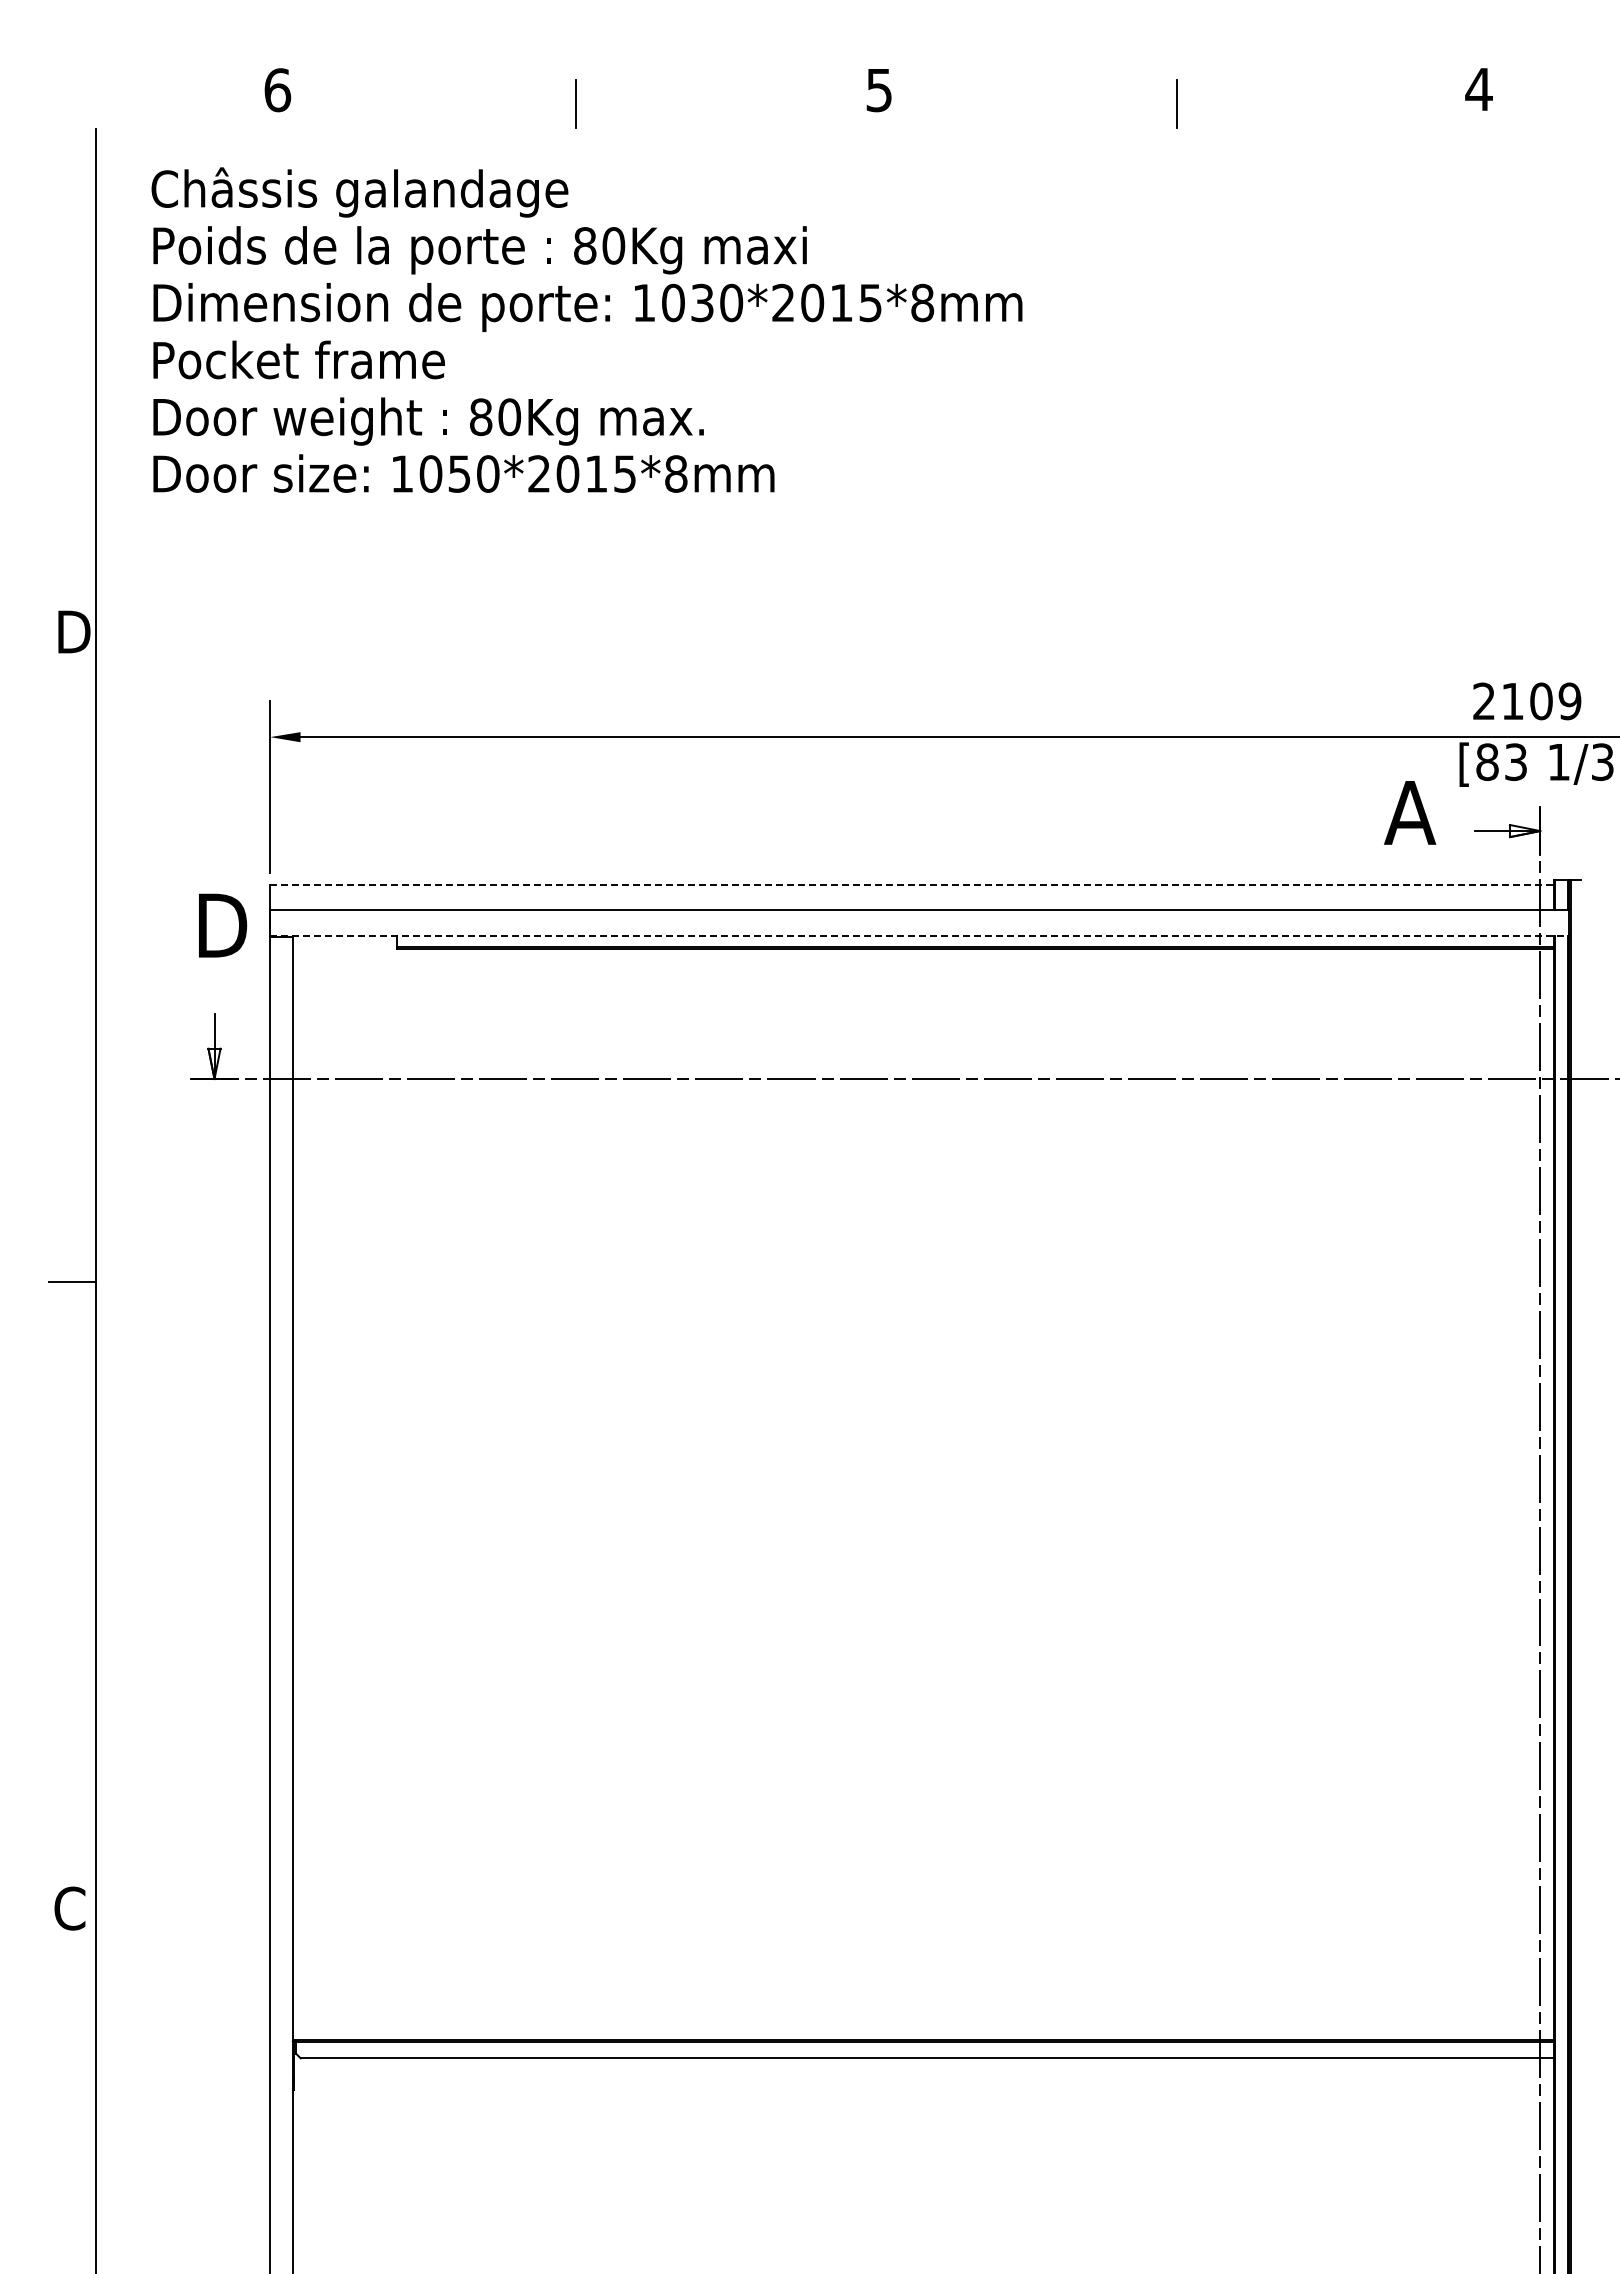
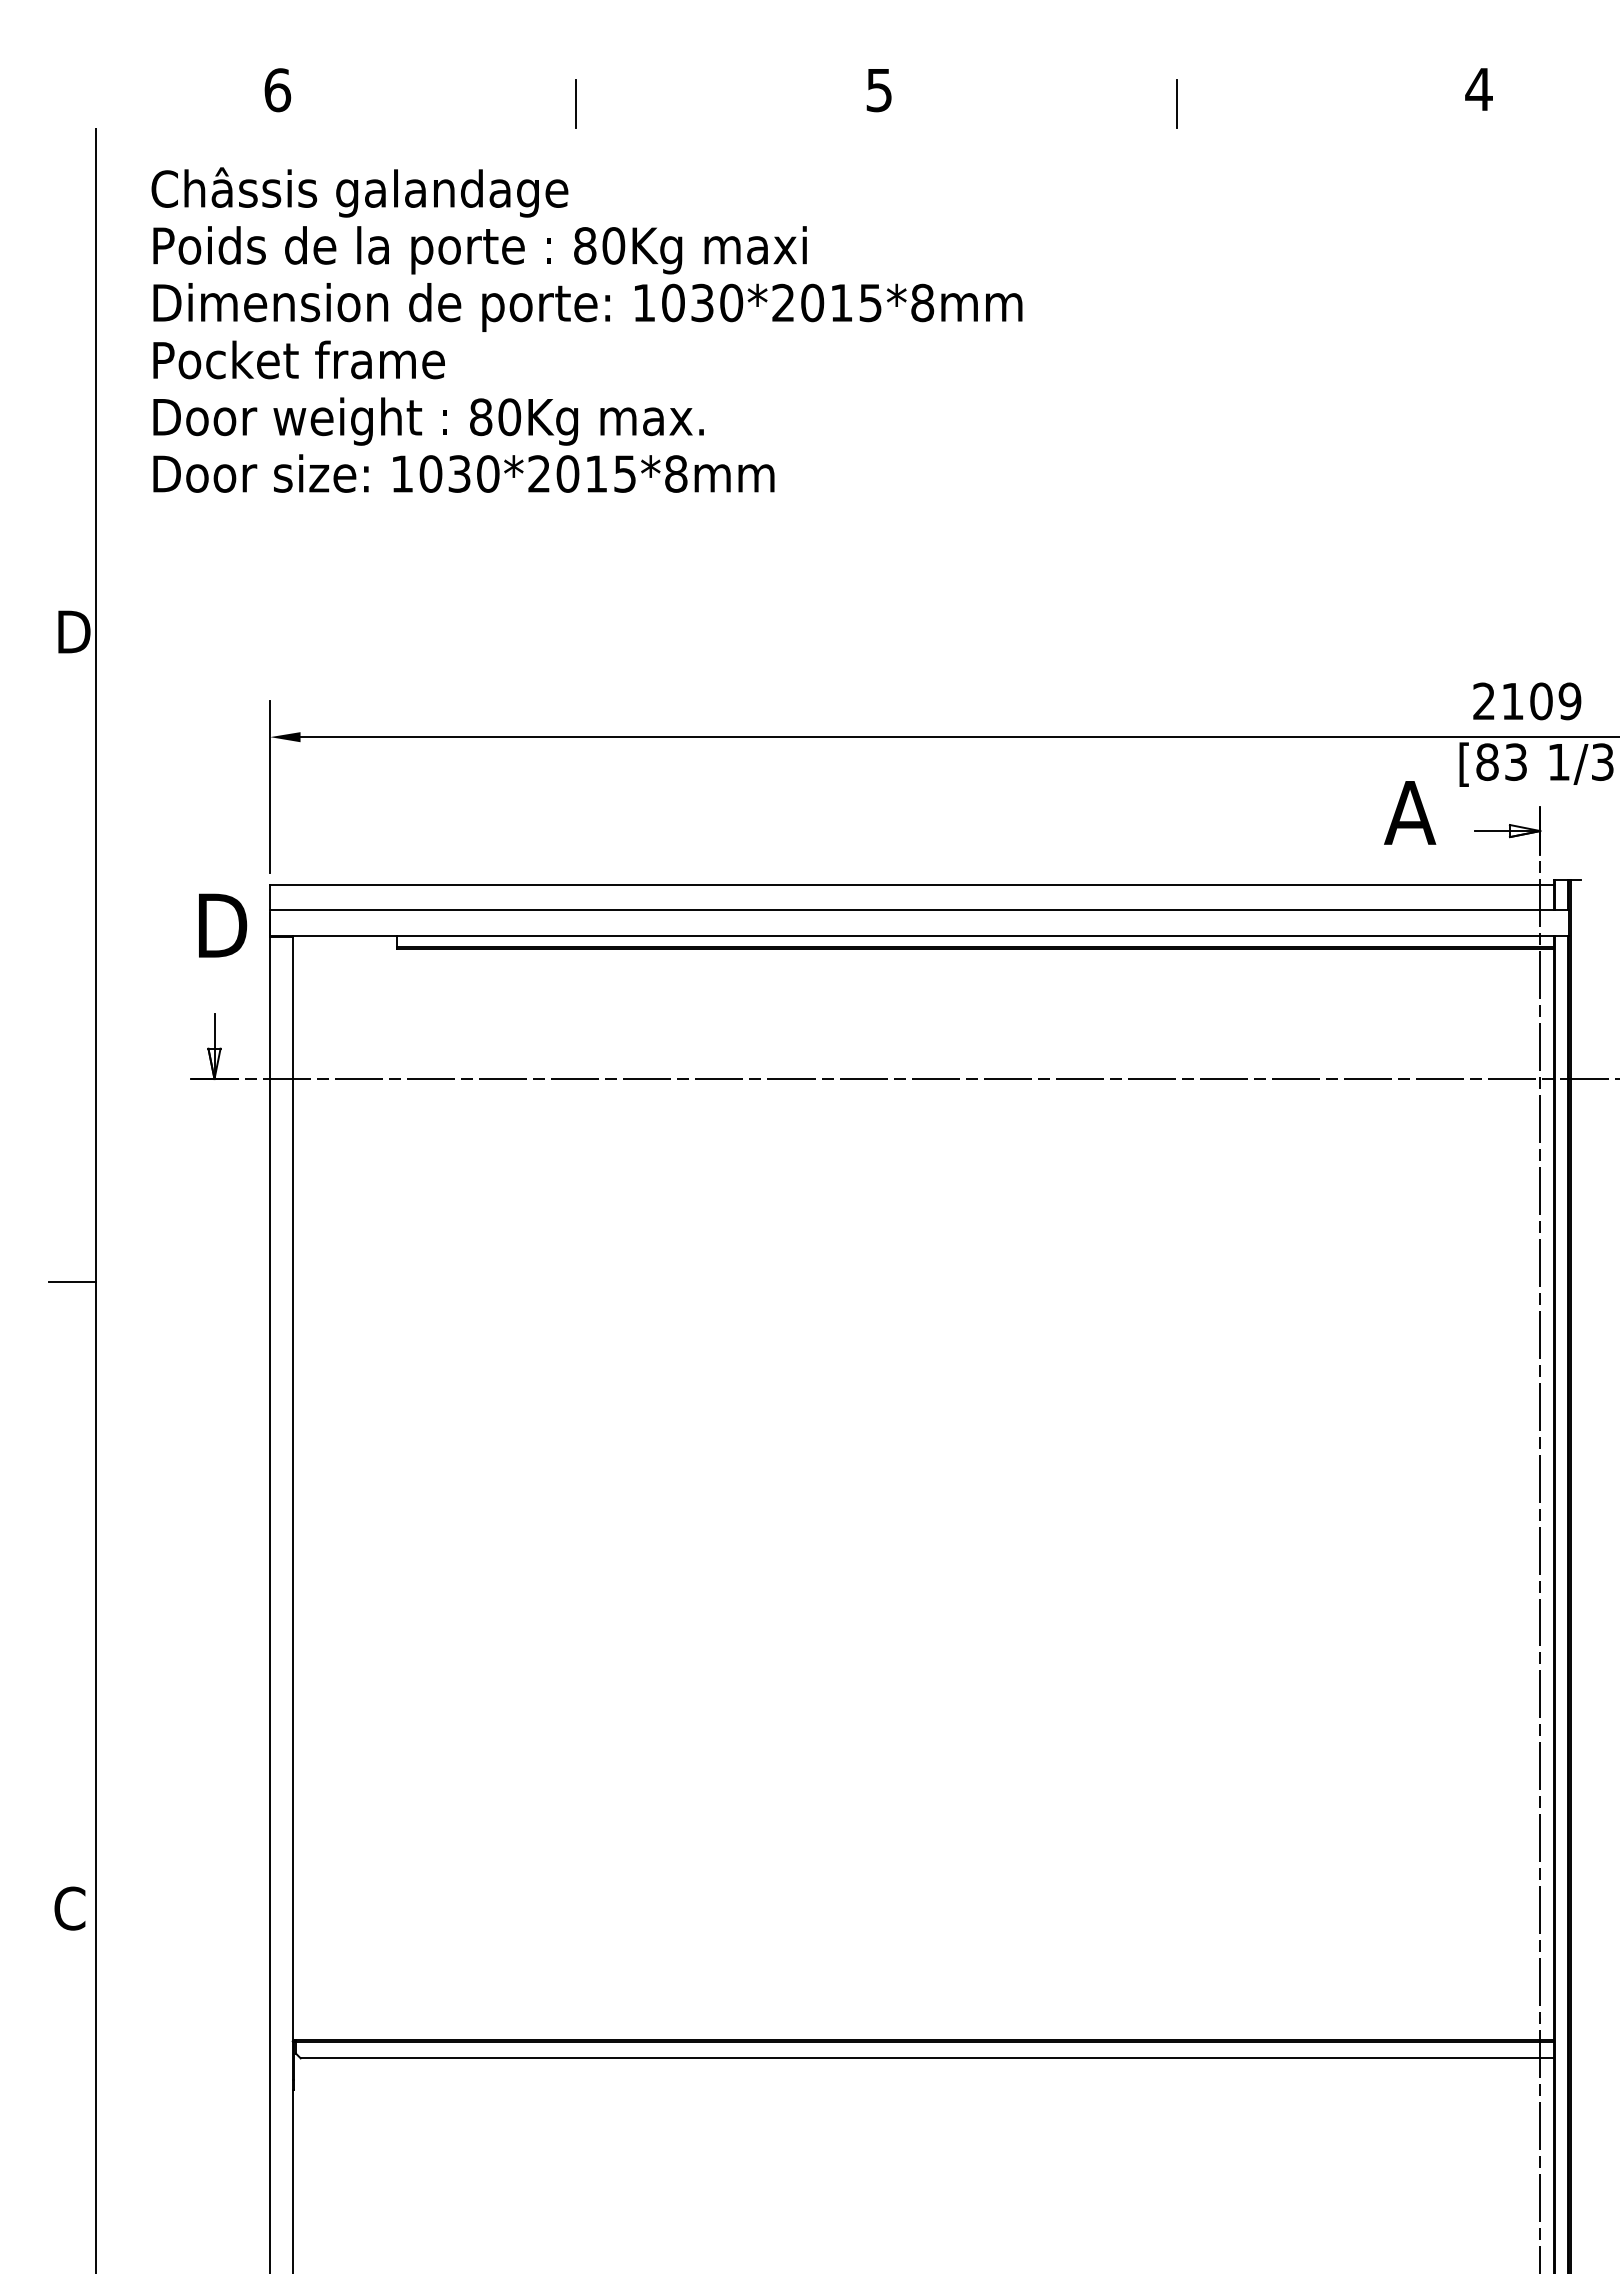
text: 1050*2015*8mm -> 1030*2015*8mm (459, 473)
line: dashed -> solid (911, 884)
line: dashed -> solid (920, 936)
